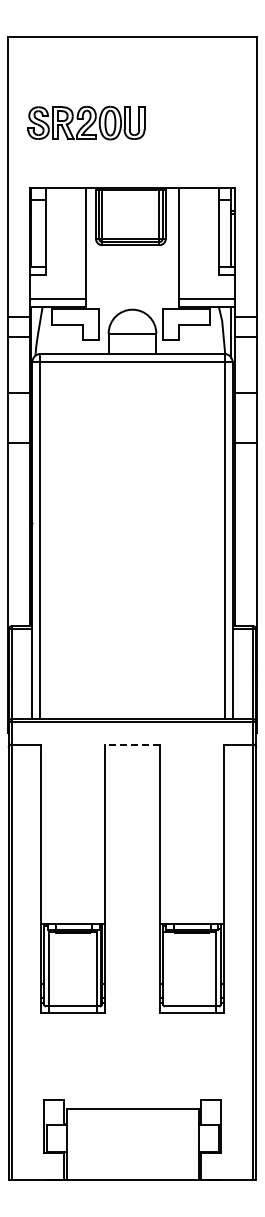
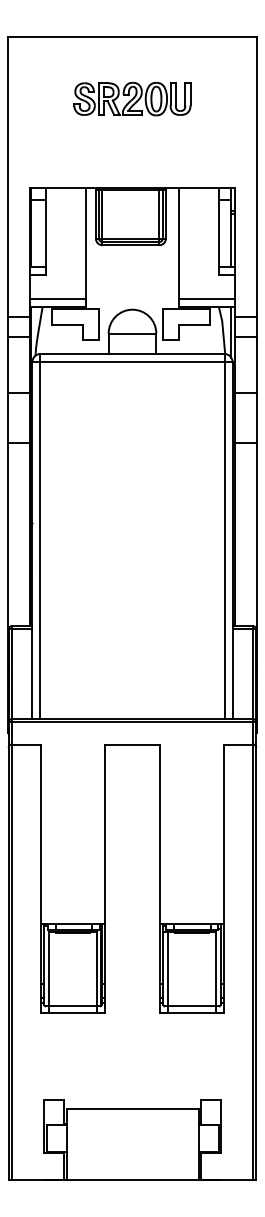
part position: (86, 122) -> (132, 98) (132, 98)
line: dashed -> solid (132, 744)
line: none -> present (168, 971)
